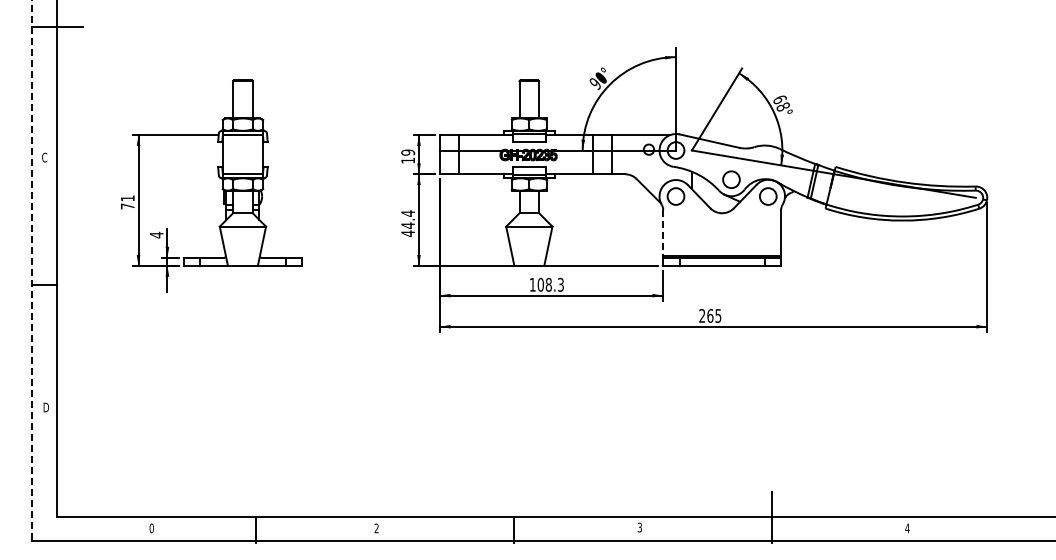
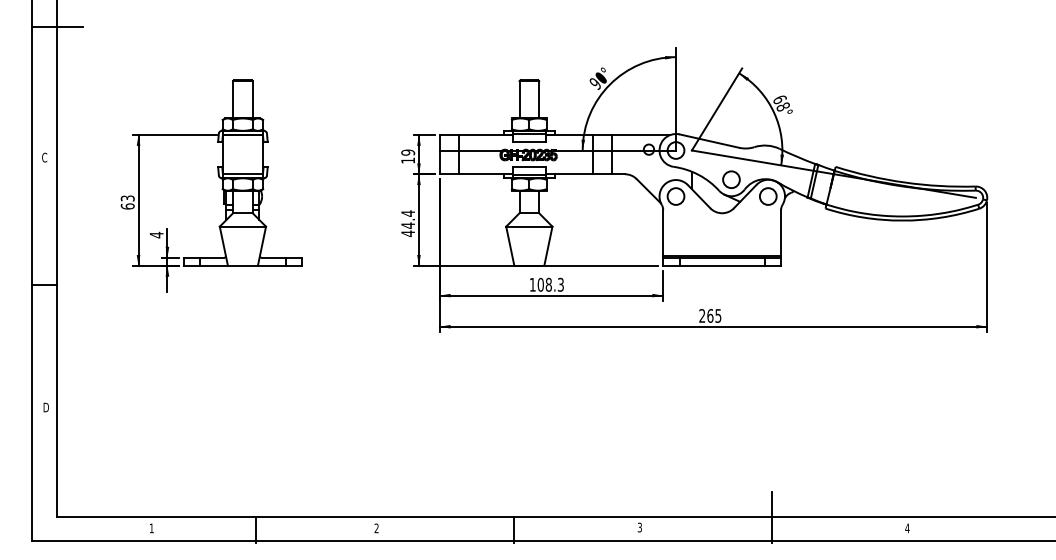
text: 71 -> 63 (127, 202)
line: dashed -> solid (663, 232)
line: dashed -> solid (31, 271)
text: 0 -> 1 (151, 528)
